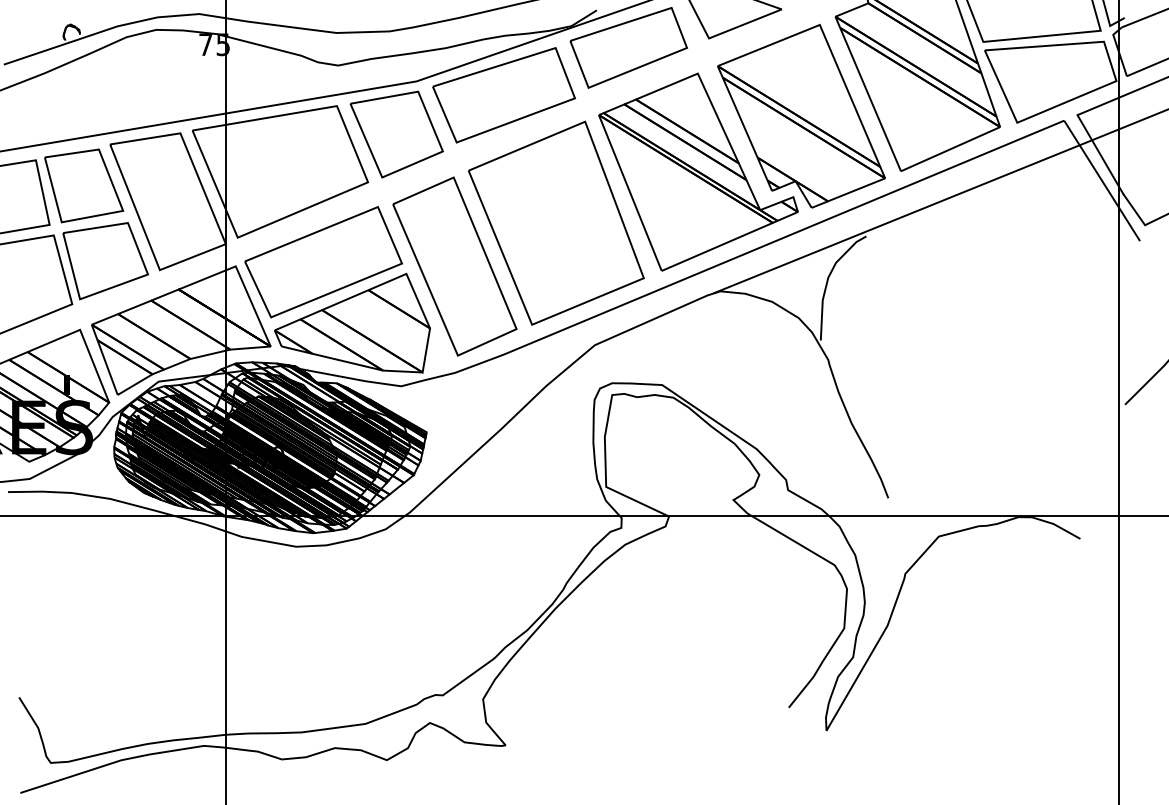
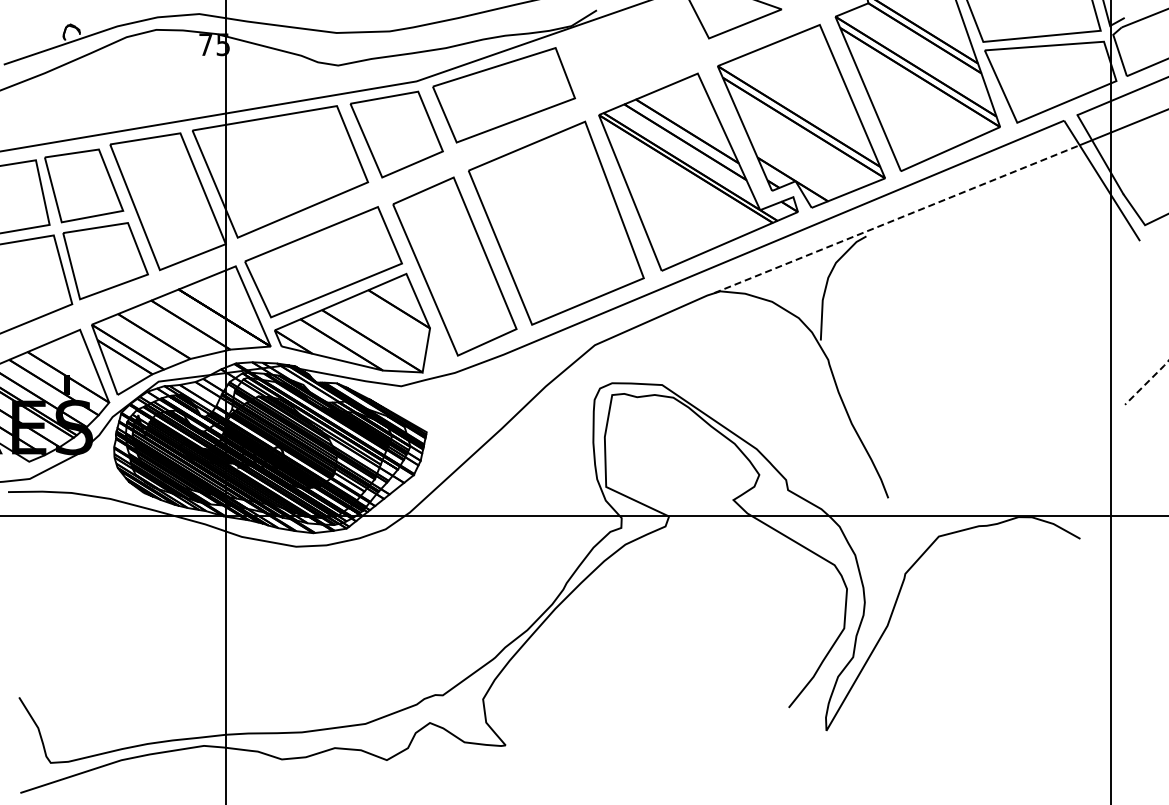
part: present -> none (628, 47)
line: solid -> dashed (897, 219)
line: solid -> dashed (1147, 382)
line position: (1119, 401) -> (1111, 401) (1111, 401)
